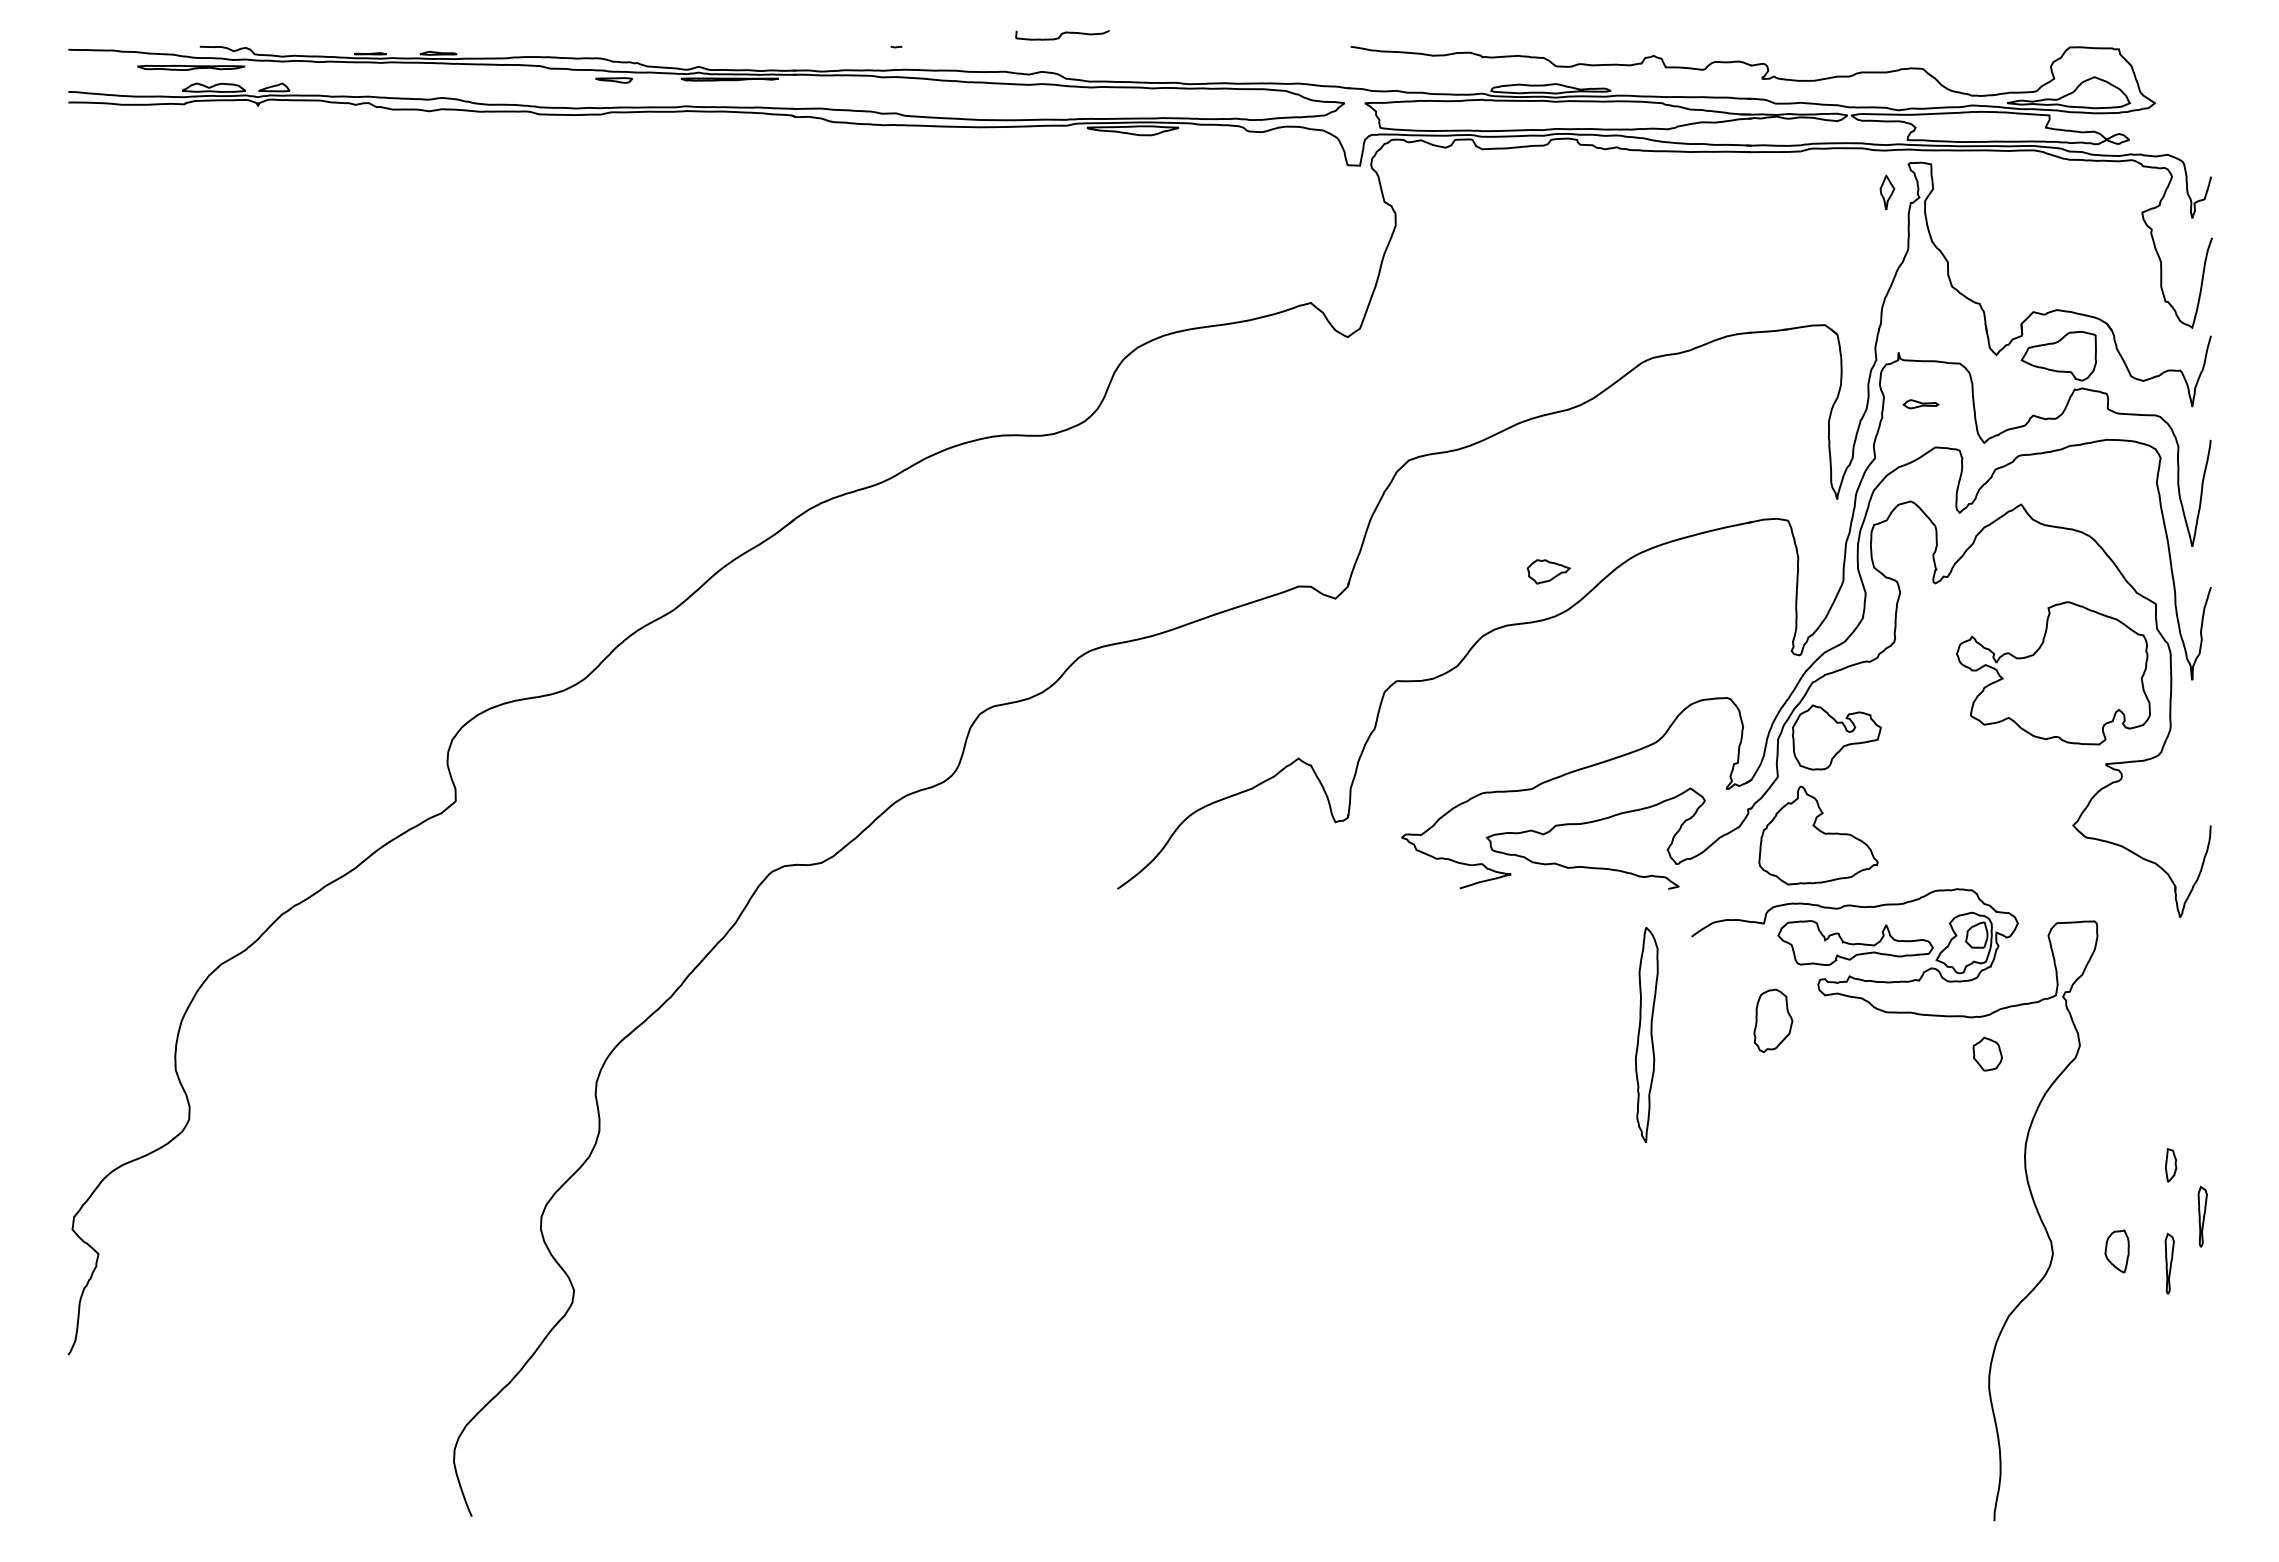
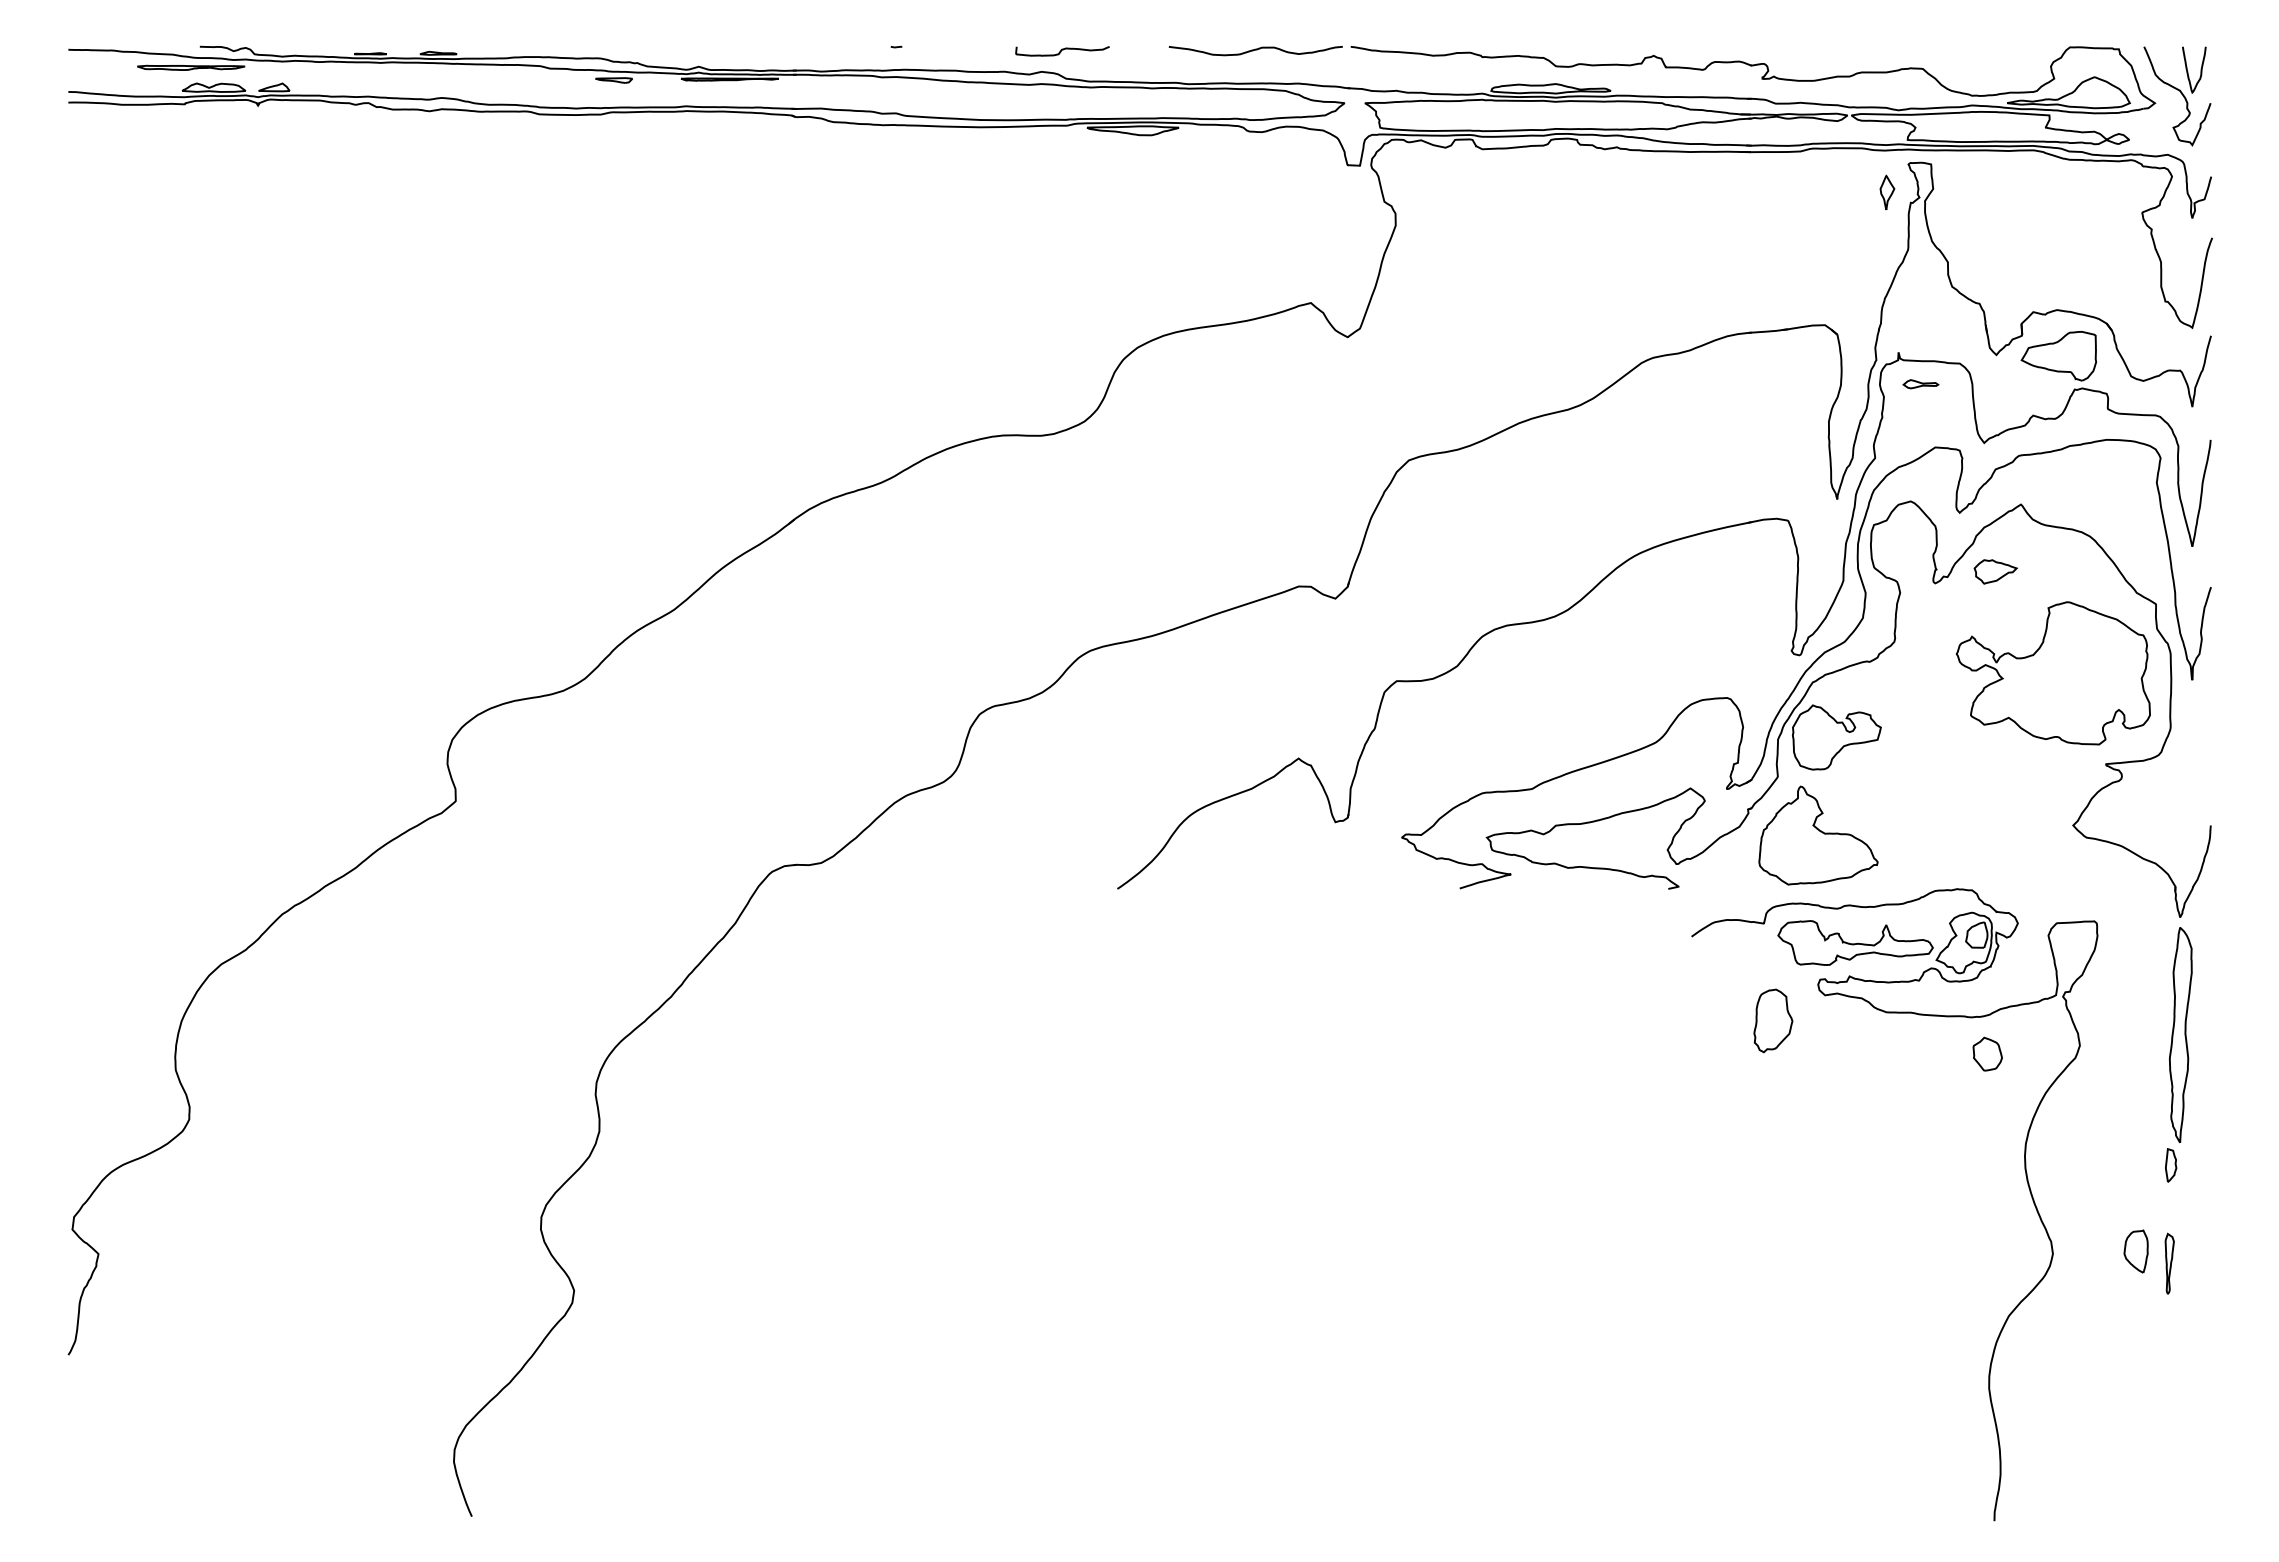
curve position: (1062, 34) -> (1062, 50) (1062, 50)
curve: none -> present (1255, 50)
part: none -> present (2177, 96)
part position: (1920, 404) -> (1920, 384) (1920, 384)
part position: (1548, 571) -> (1995, 571) (1995, 571)
part position: (1646, 1034) -> (2180, 1034) (2180, 1034)
part: present -> none (2202, 1216)
part position: (2116, 1251) -> (2135, 1251) (2135, 1251)
